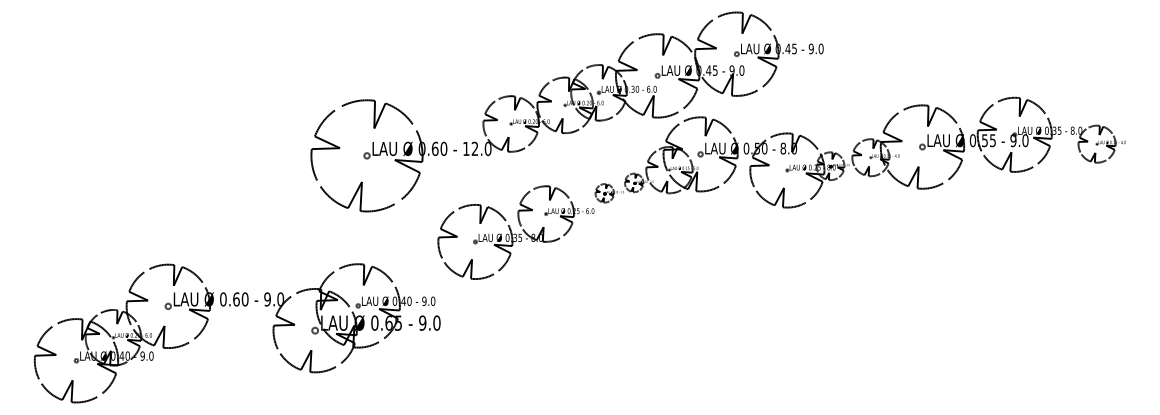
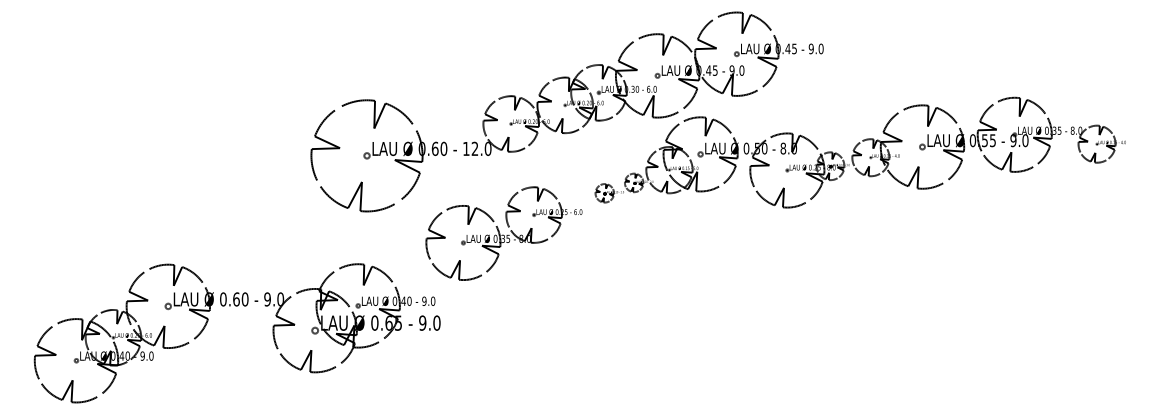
part position: (515, 232) -> (503, 233) (503, 233)
